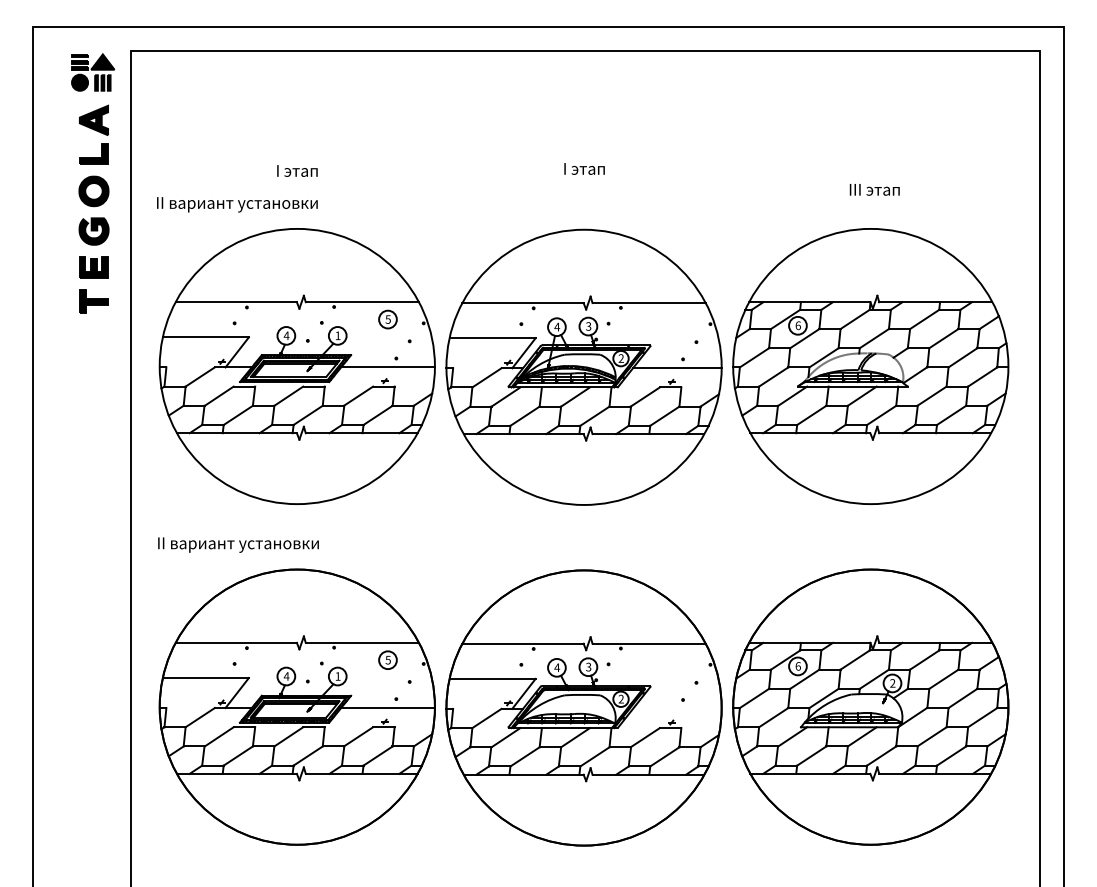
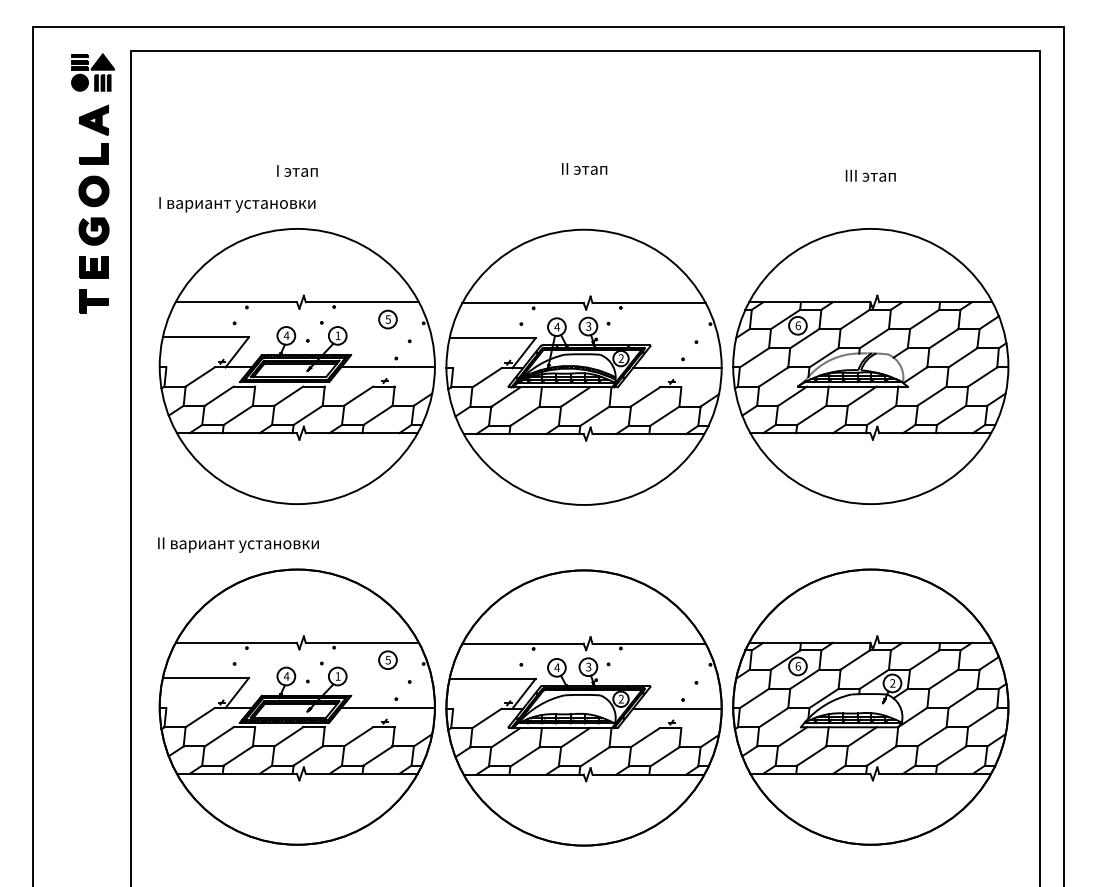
text: I этап -> II этап (584, 168)
text position: (874, 189) -> (870, 175) (870, 175)
text: II вариант установки -> I вариант установки (237, 204)
line: none -> present (677, 708)
